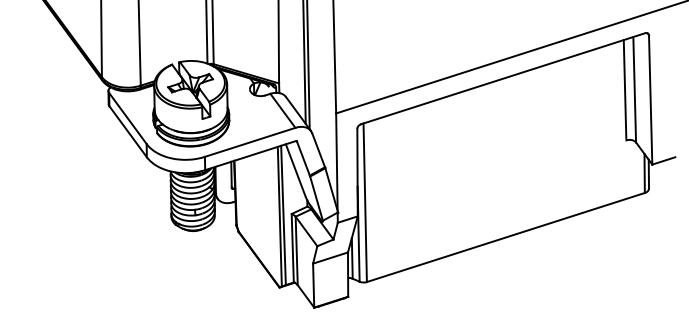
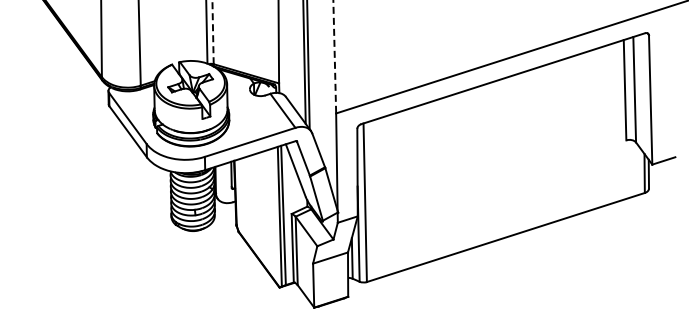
line: solid -> dashed (213, 32)
line: solid -> dashed (334, 57)
